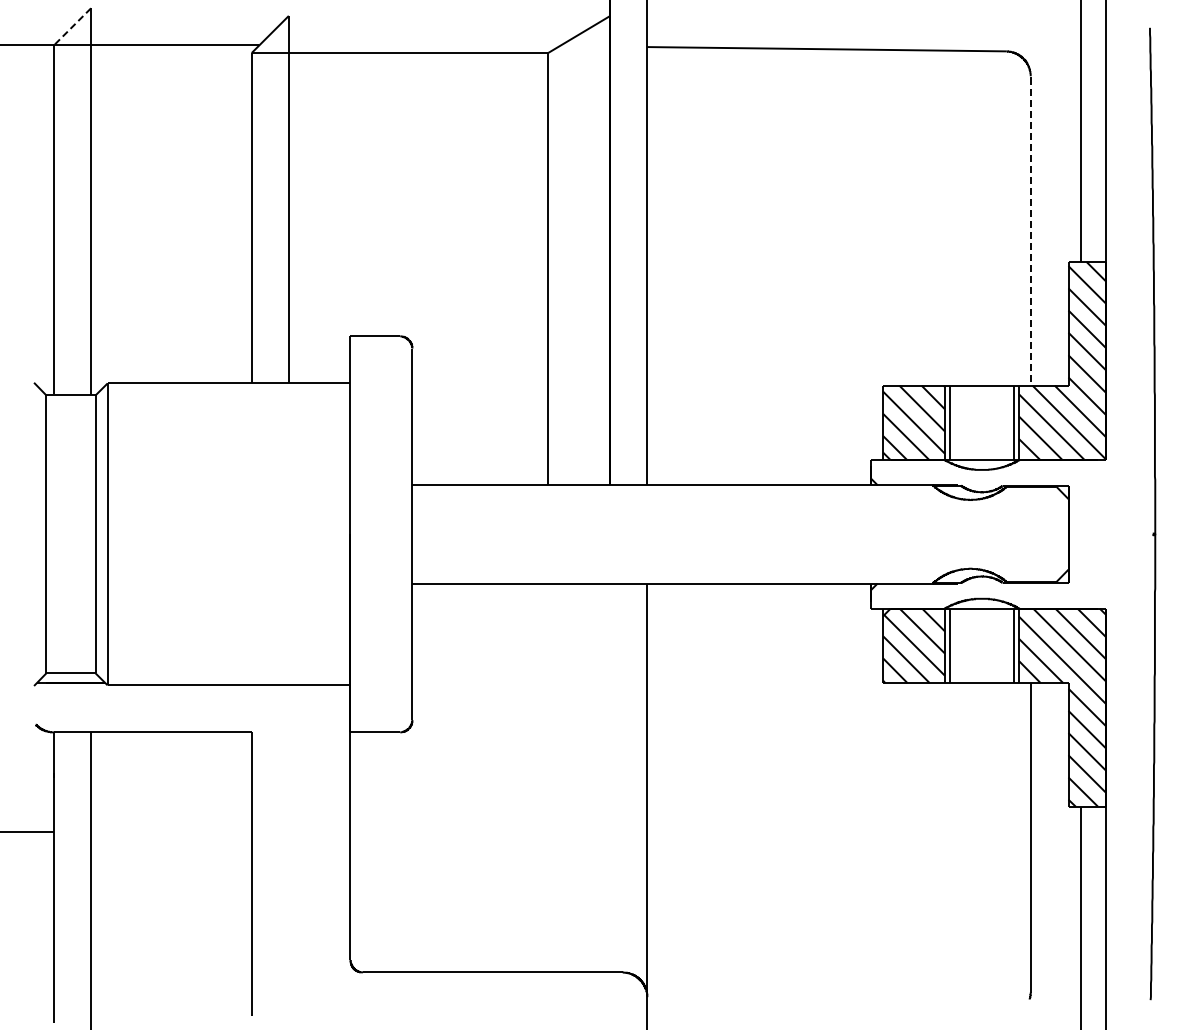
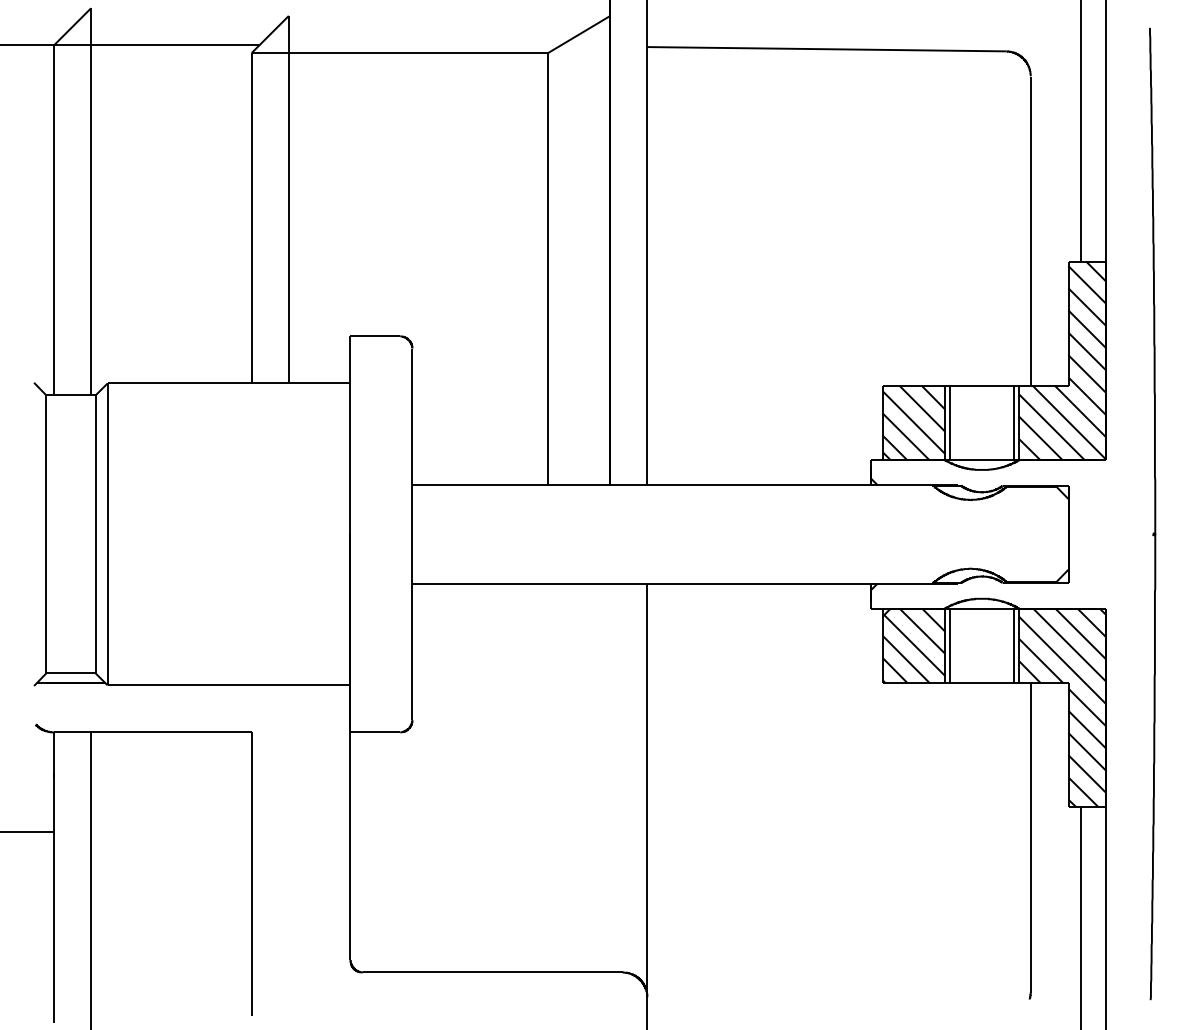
line: dashed -> solid (72, 27)
line: dashed -> solid (1030, 231)
